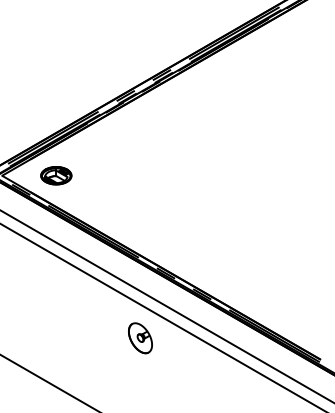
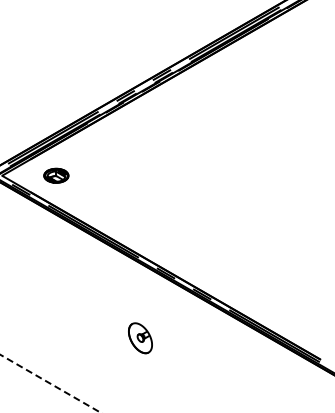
part size: 33x20 px -> 27x17 px (56, 175)
line: present -> none (166, 306)
line: present -> none (162, 316)
line: solid -> dashed (51, 384)
